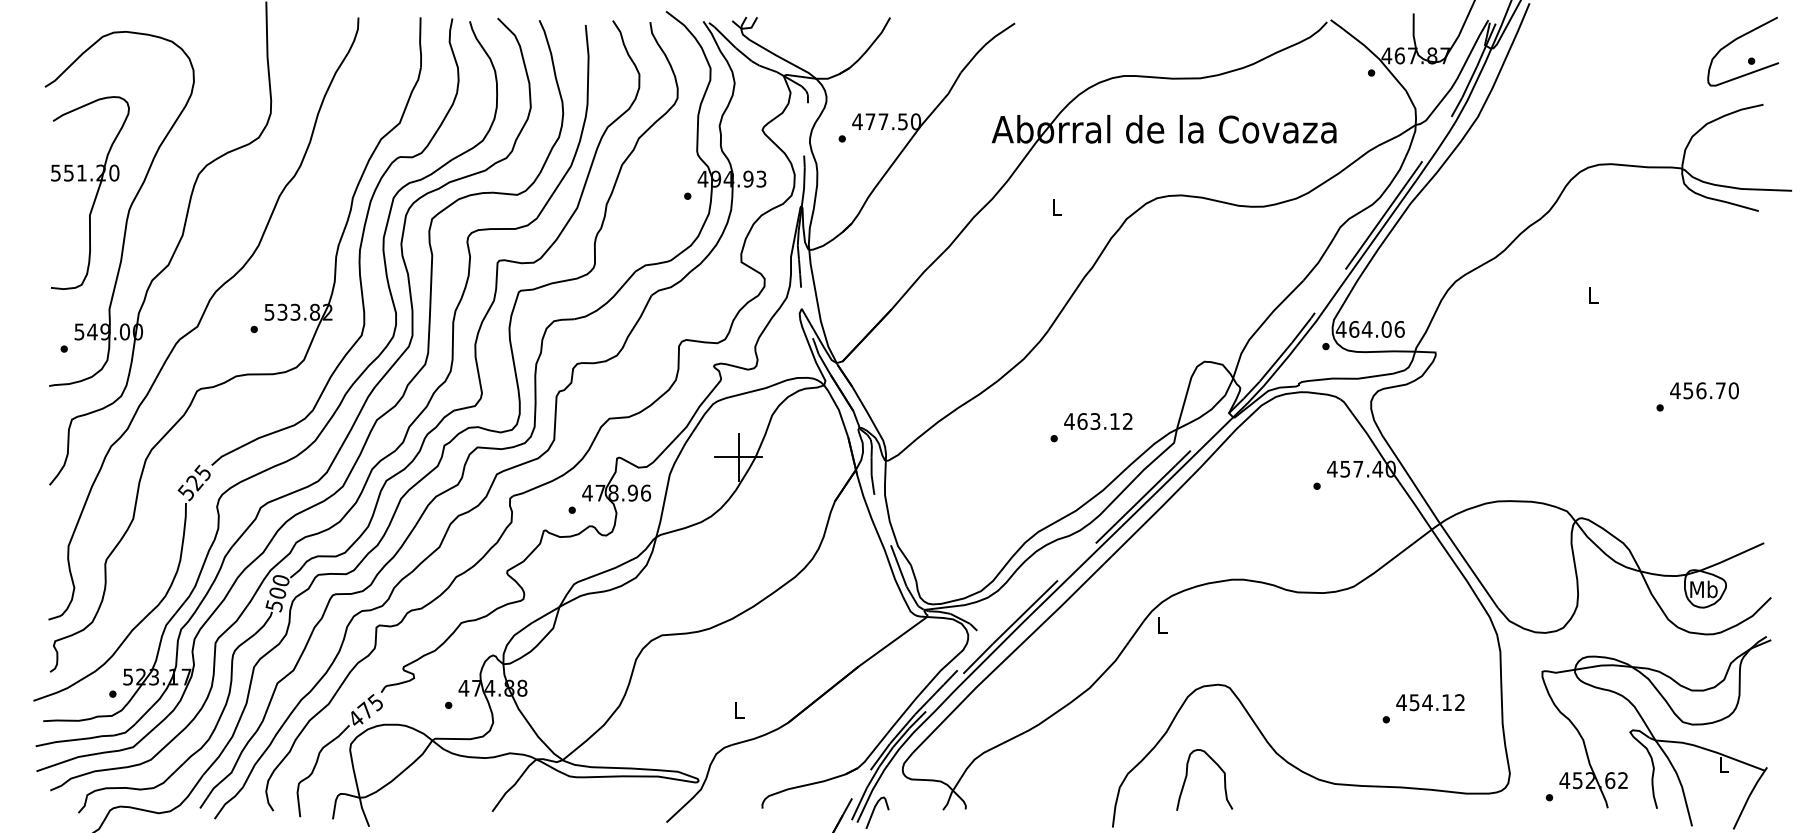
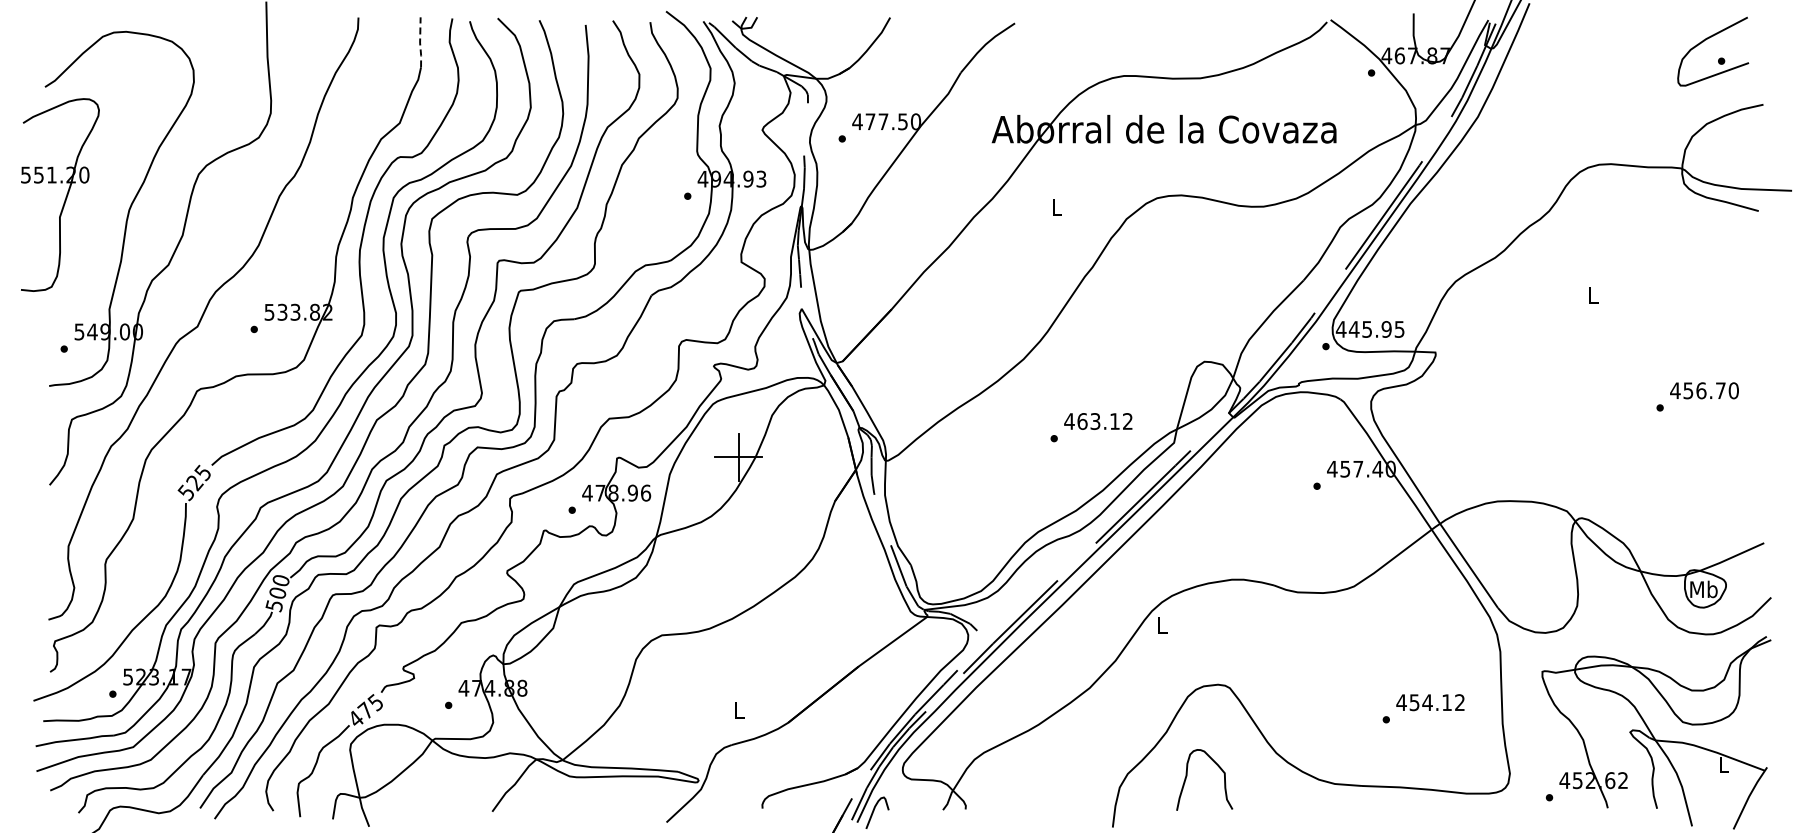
line: solid -> dashed (420, 43)
part position: (1750, 57) -> (1720, 57) (1720, 57)
part position: (90, 192) -> (60, 194) (60, 194)
text: 464.06 -> 445.95 (1376, 329)
